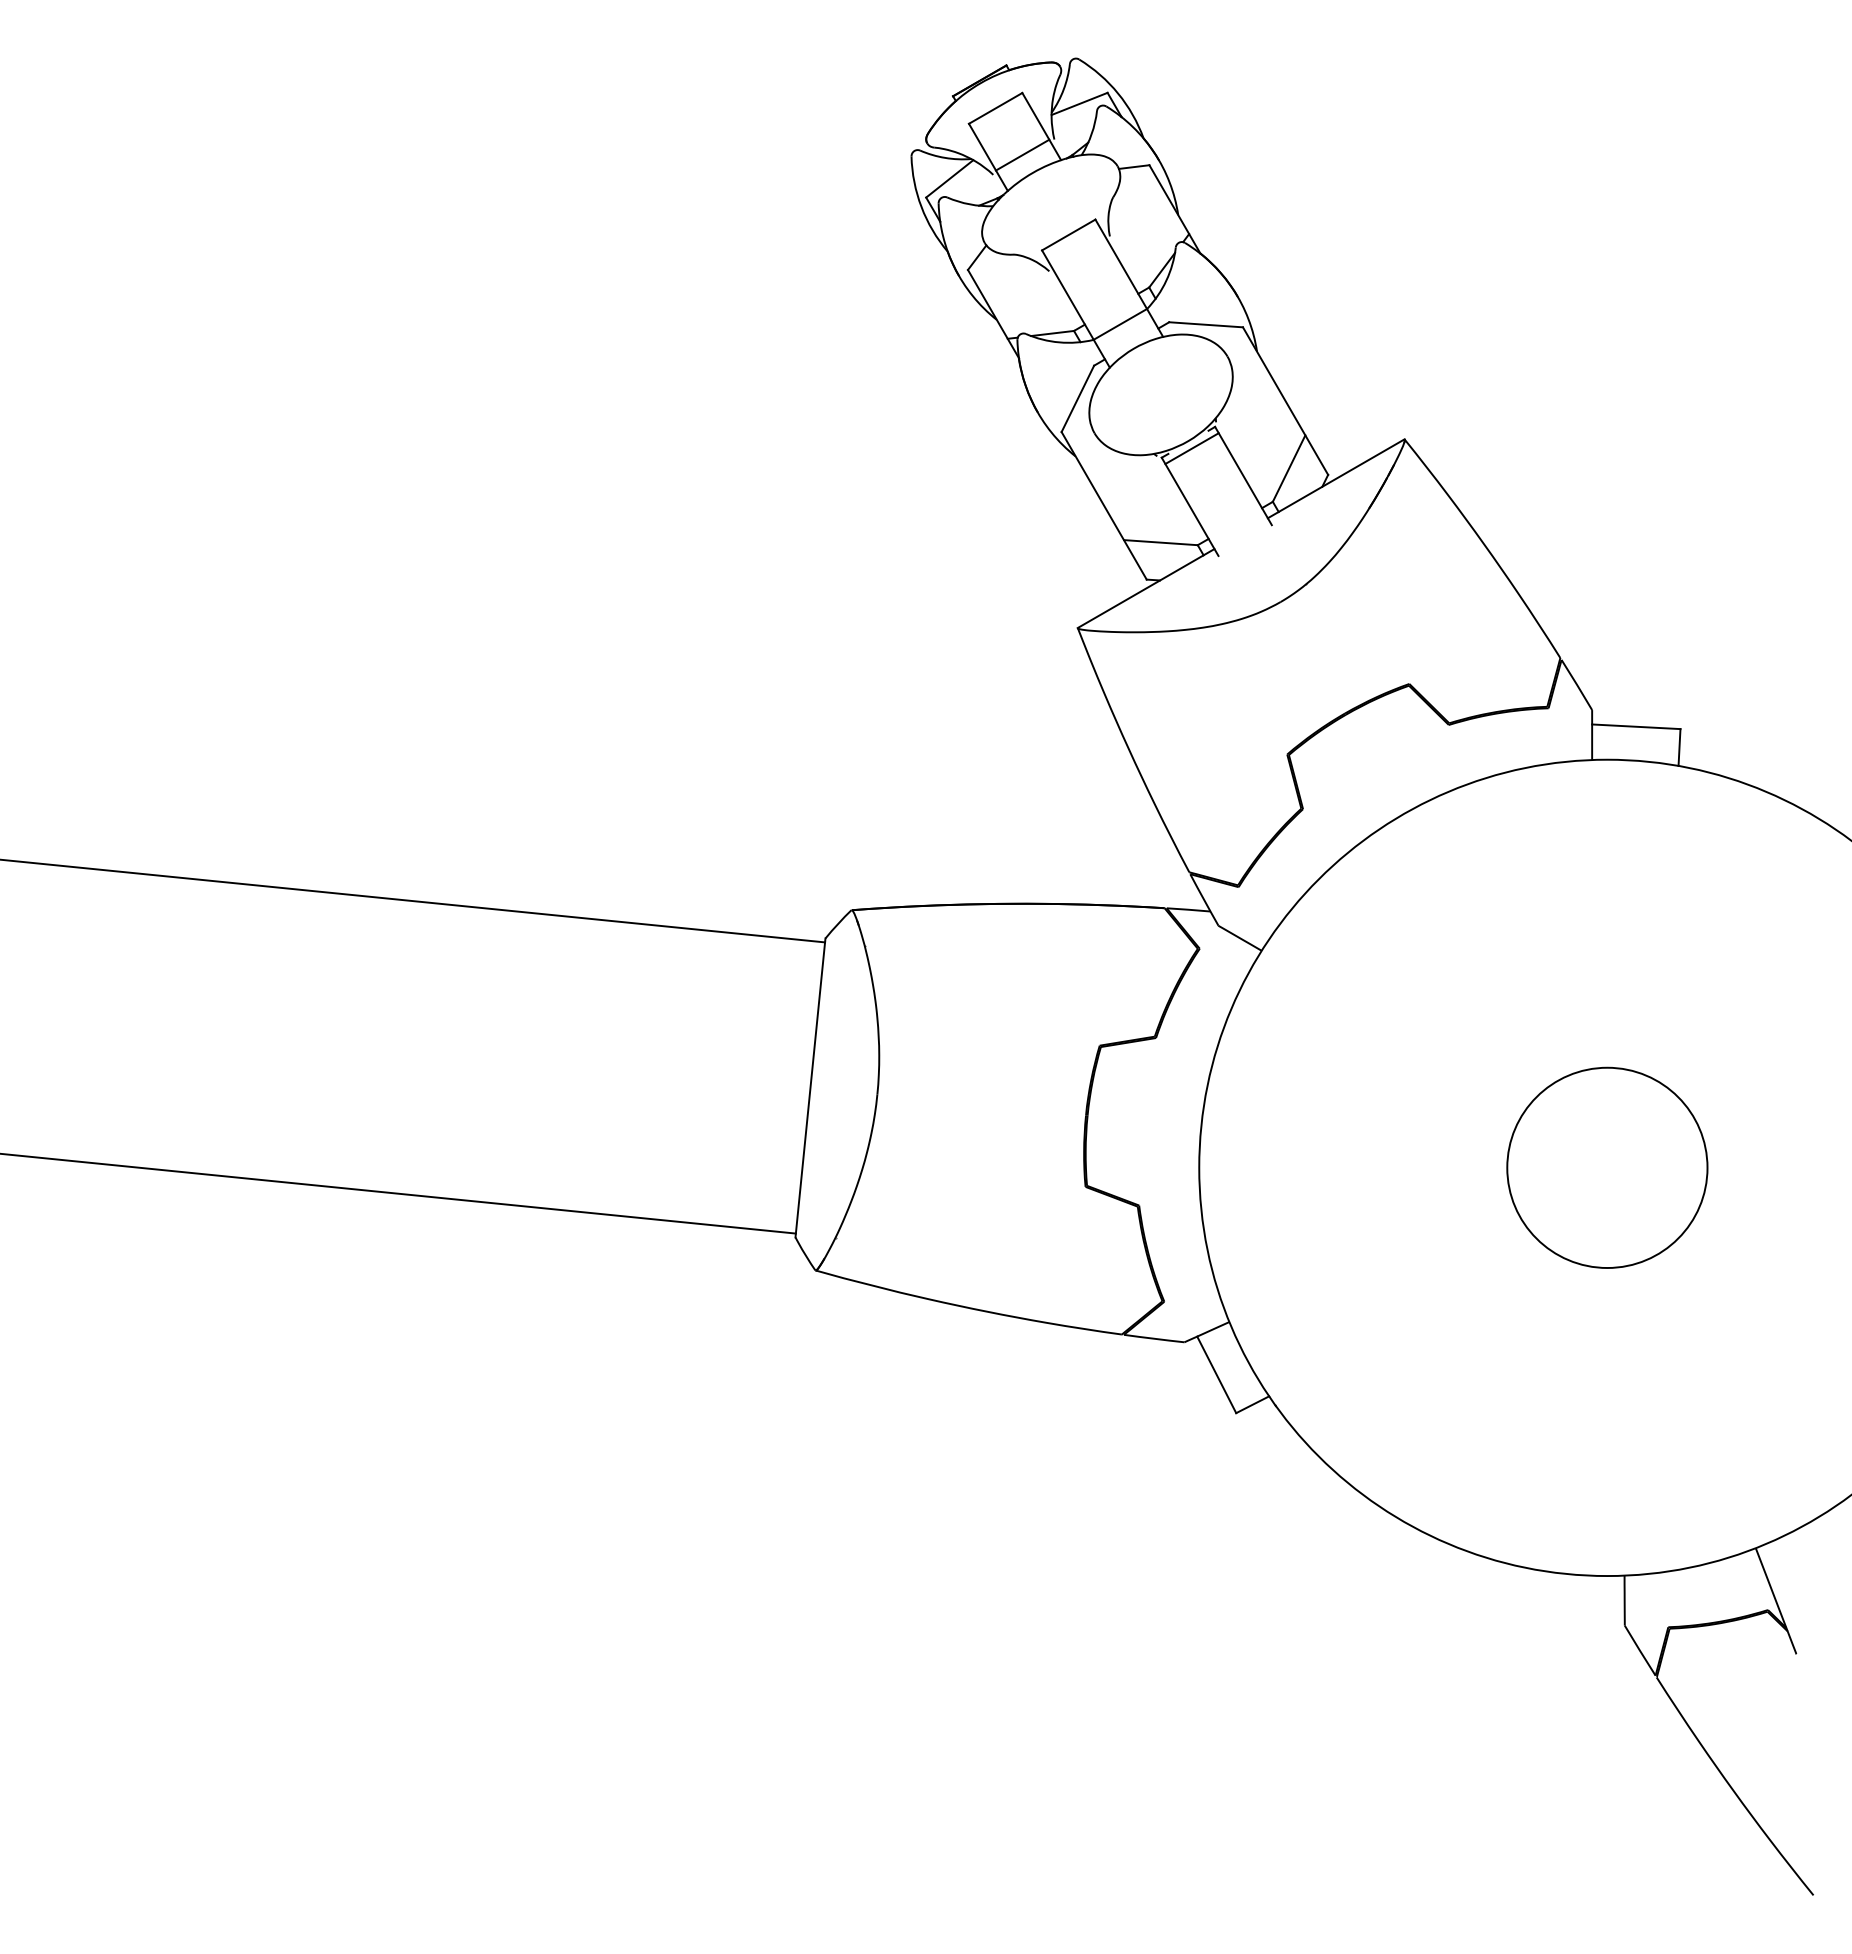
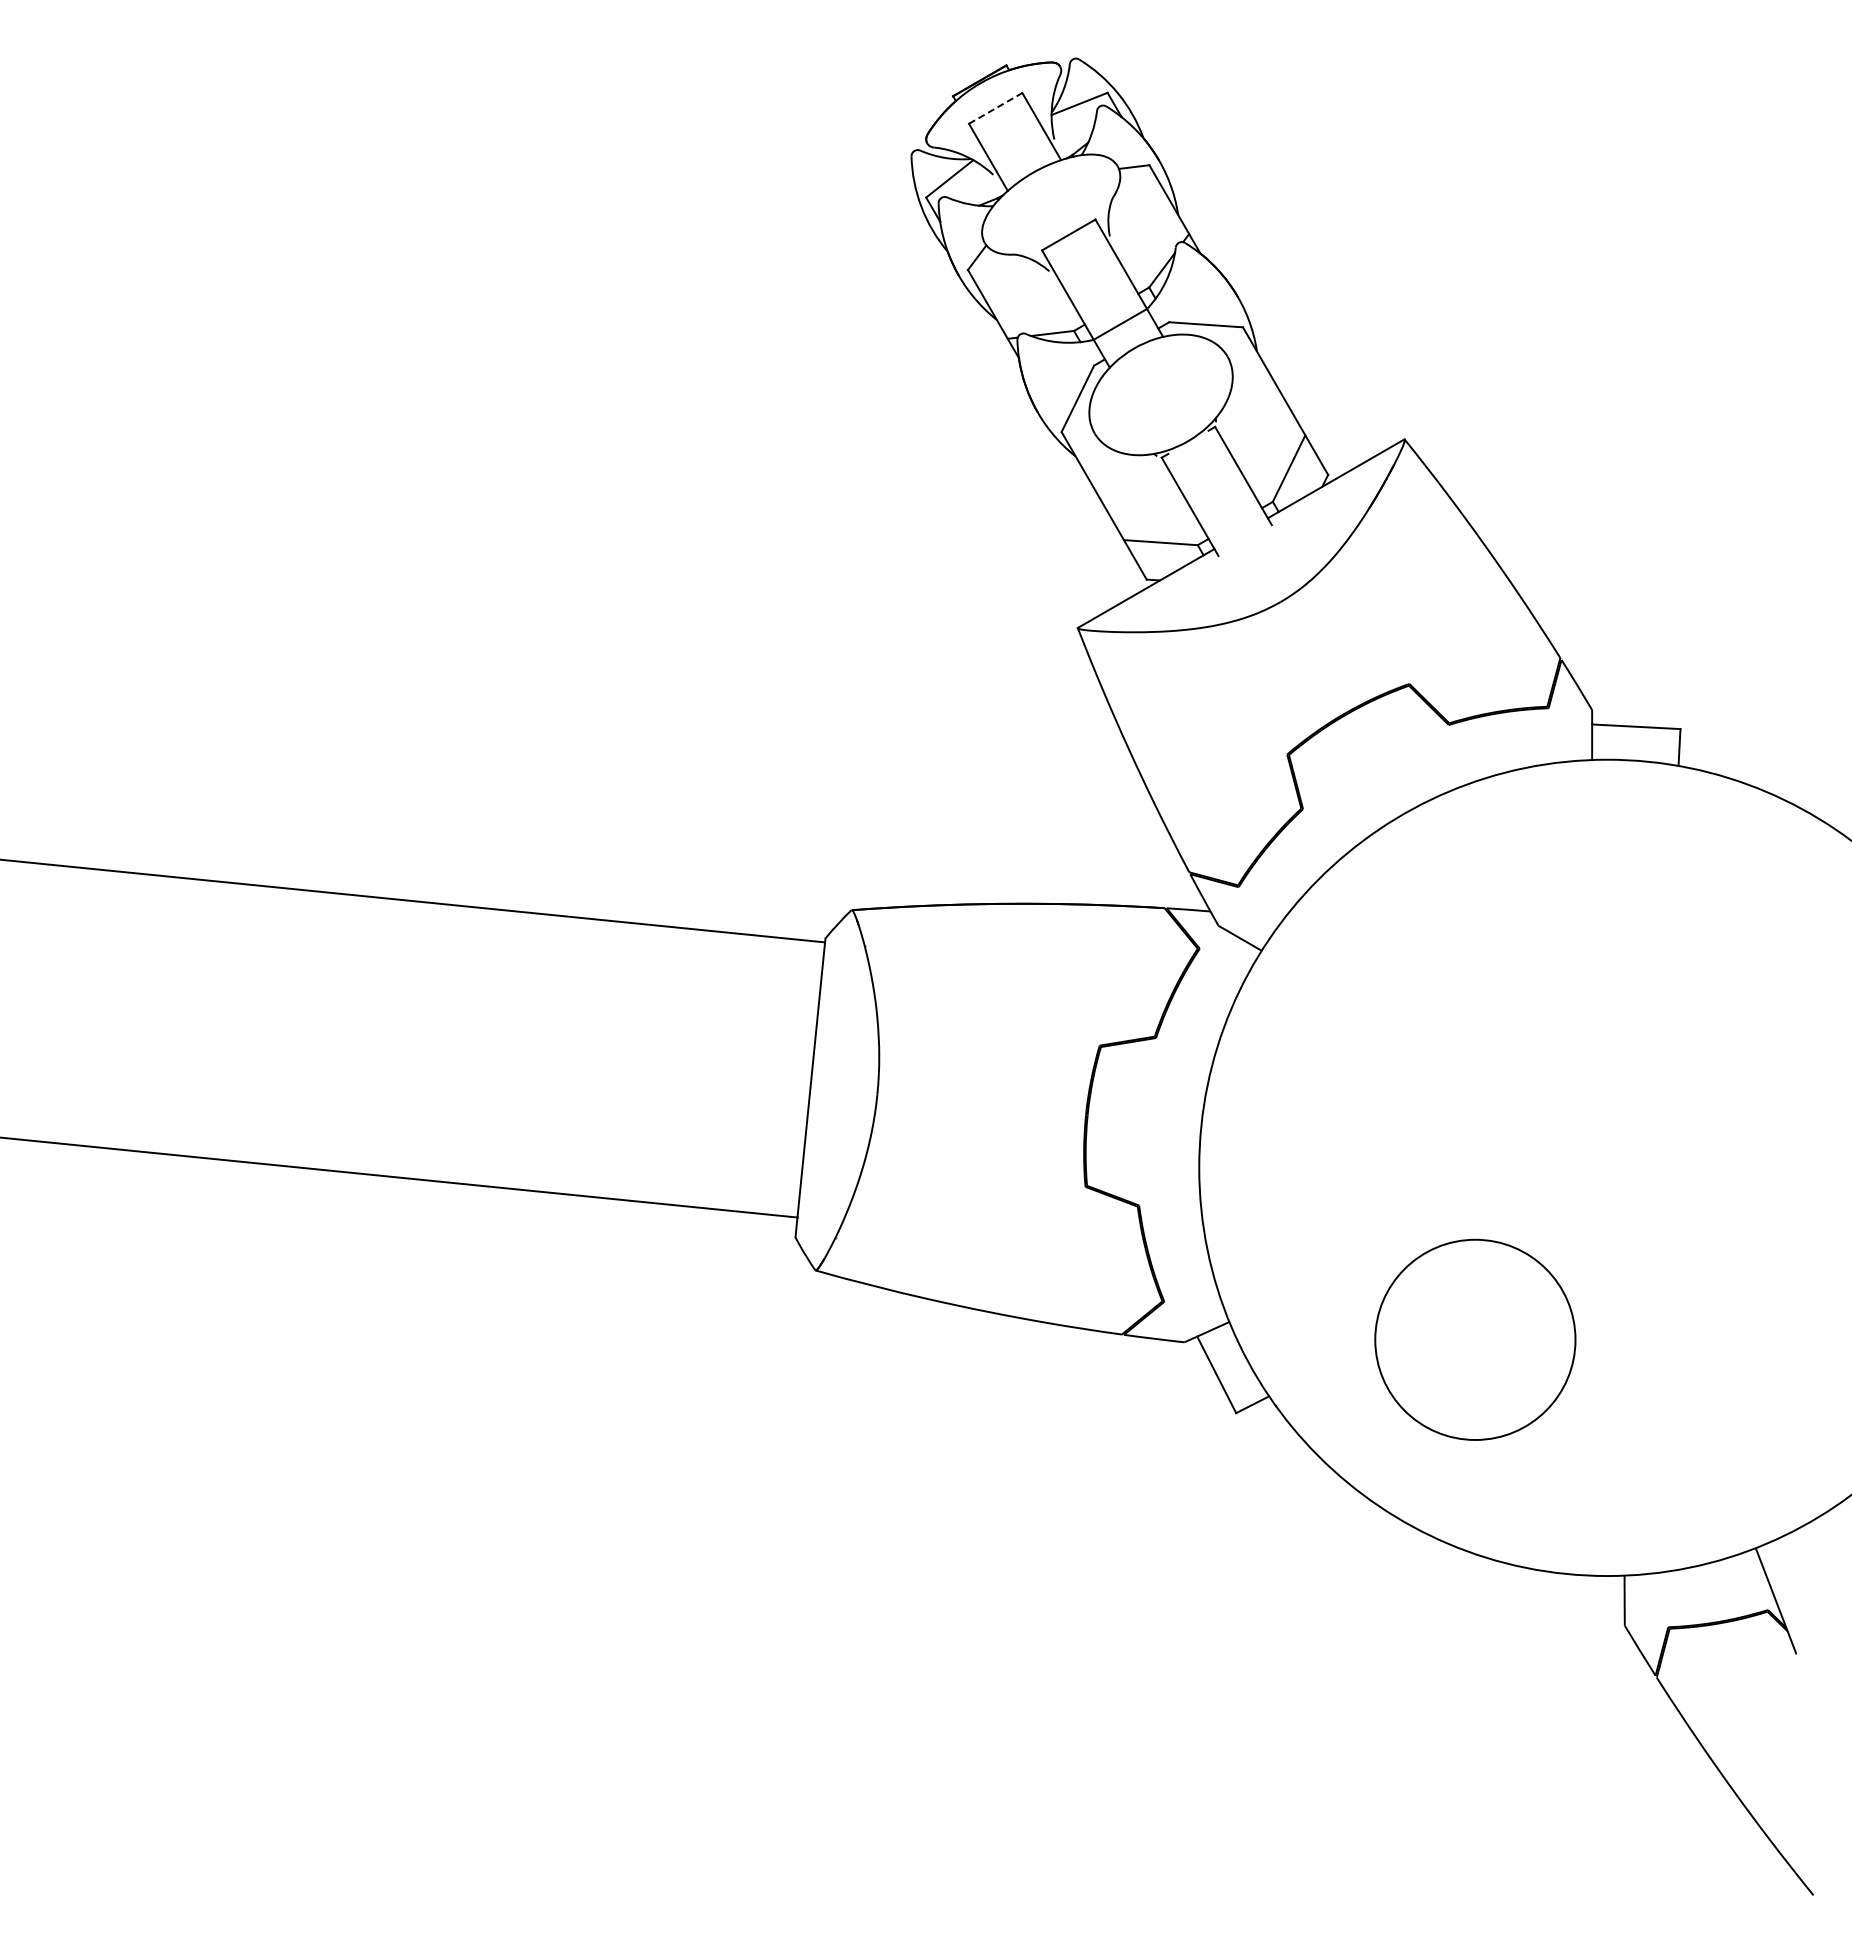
line: solid -> dashed (995, 108)
line: present -> none (1022, 154)
line: present -> none (1191, 448)
circle position: (1607, 1167) -> (1475, 1339) (1475, 1339)
line position: (398, 1193) -> (399, 1177) (399, 1177)
